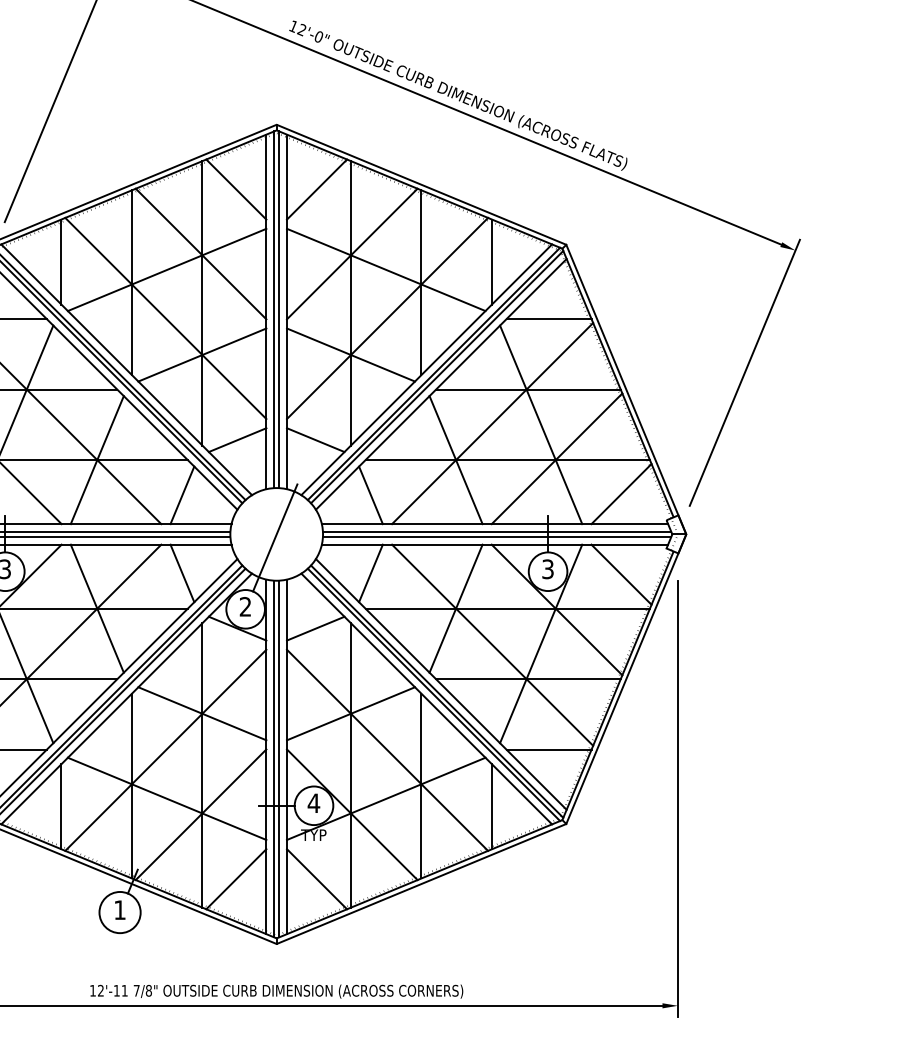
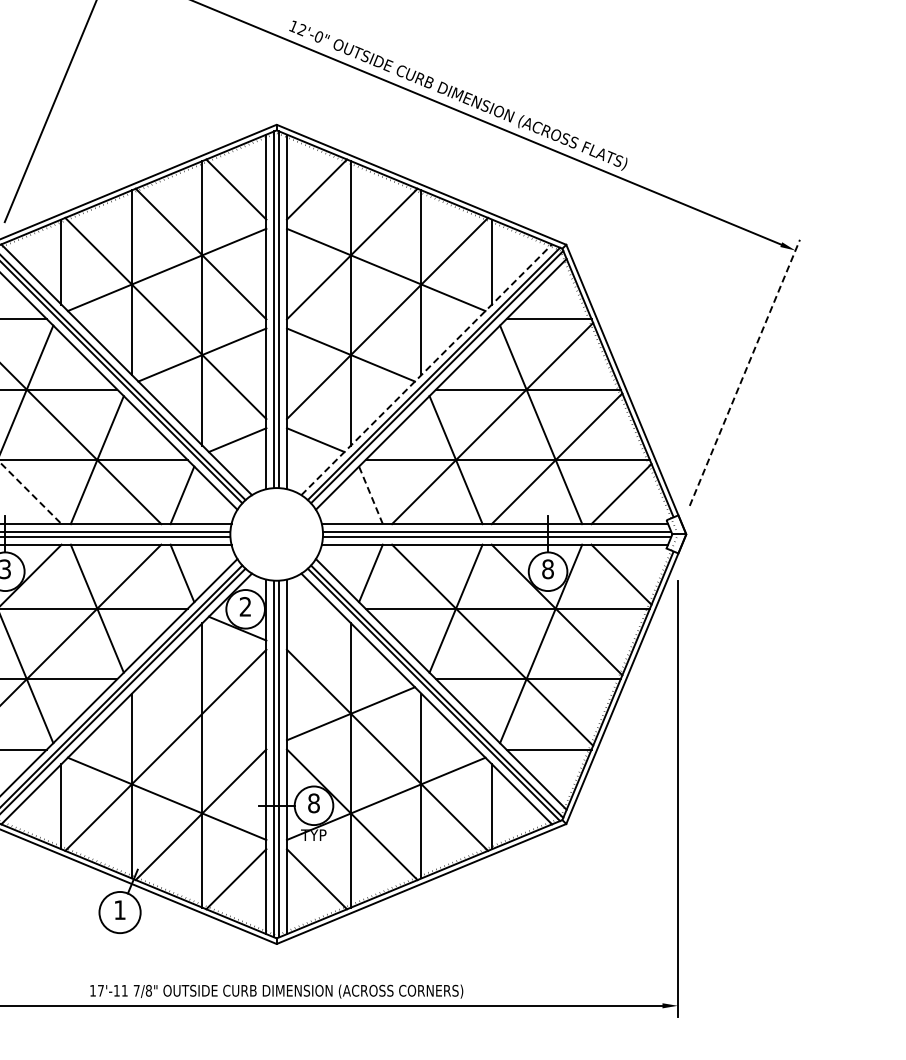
line: solid -> dashed (427, 369)
line: solid -> dashed (744, 372)
line: solid -> dashed (31, 493)
line: solid -> dashed (370, 494)
line: present -> none (275, 537)
text: 3 -> 8 (547, 569)
line: present -> none (315, 628)
line: present -> none (202, 713)
text: 4 -> 8 (313, 803)
text: 12'-11 -> 17'-11 (100, 990)
